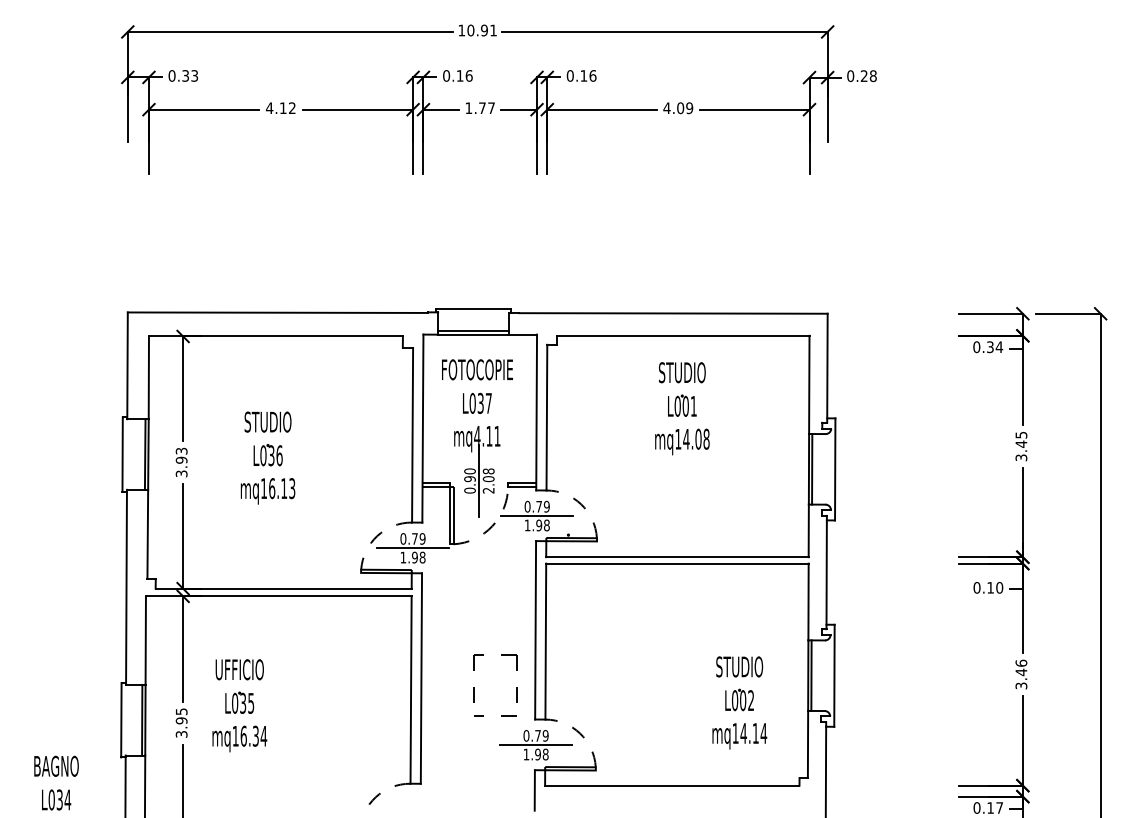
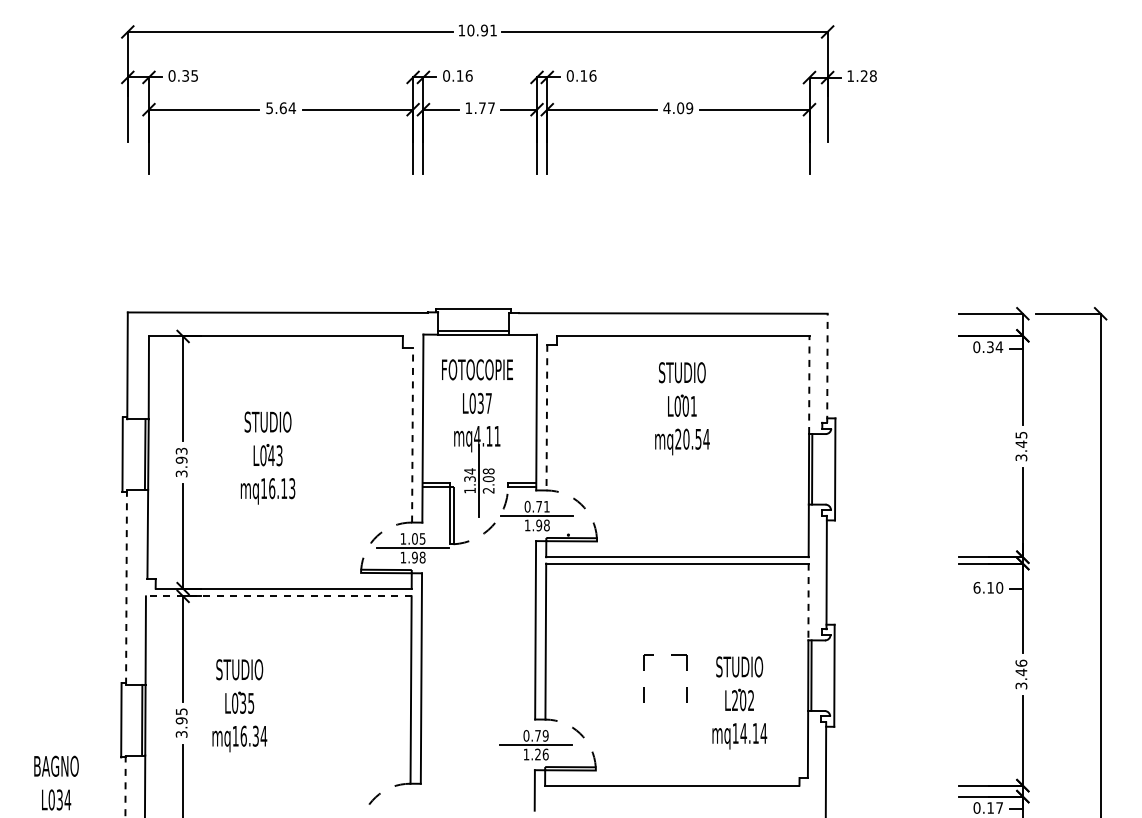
text: 0.33 -> 0.35 (194, 75)
text: 0.28 -> 1.28 (850, 76)
text: 4.12 -> 5.64 (280, 108)
line: solid -> dashed (827, 368)
line: solid -> dashed (809, 384)
line: solid -> dashed (546, 417)
line: solid -> dashed (412, 434)
text: mq14.08 -> mq20.54 (692, 438)
text: L036 -> L043 (275, 455)
text: 0.90 -> 1.34 (469, 480)
text: 0.79 -> 0.71 (546, 506)
text: 0.79 -> 1.05 (412, 538)
line: solid -> dashed (126, 587)
text: 0.10 -> 6.10 (976, 587)
line: solid -> dashed (278, 596)
line: solid -> dashed (808, 602)
text: UFFICIO -> STUDIO (239, 669)
part position: (474, 670) -> (644, 670) (644, 670)
text: L002 -> L202 (735, 700)
line: present -> none (501, 715)
text: 1.98 -> 1.26 (541, 754)
line: solid -> dashed (125, 786)
